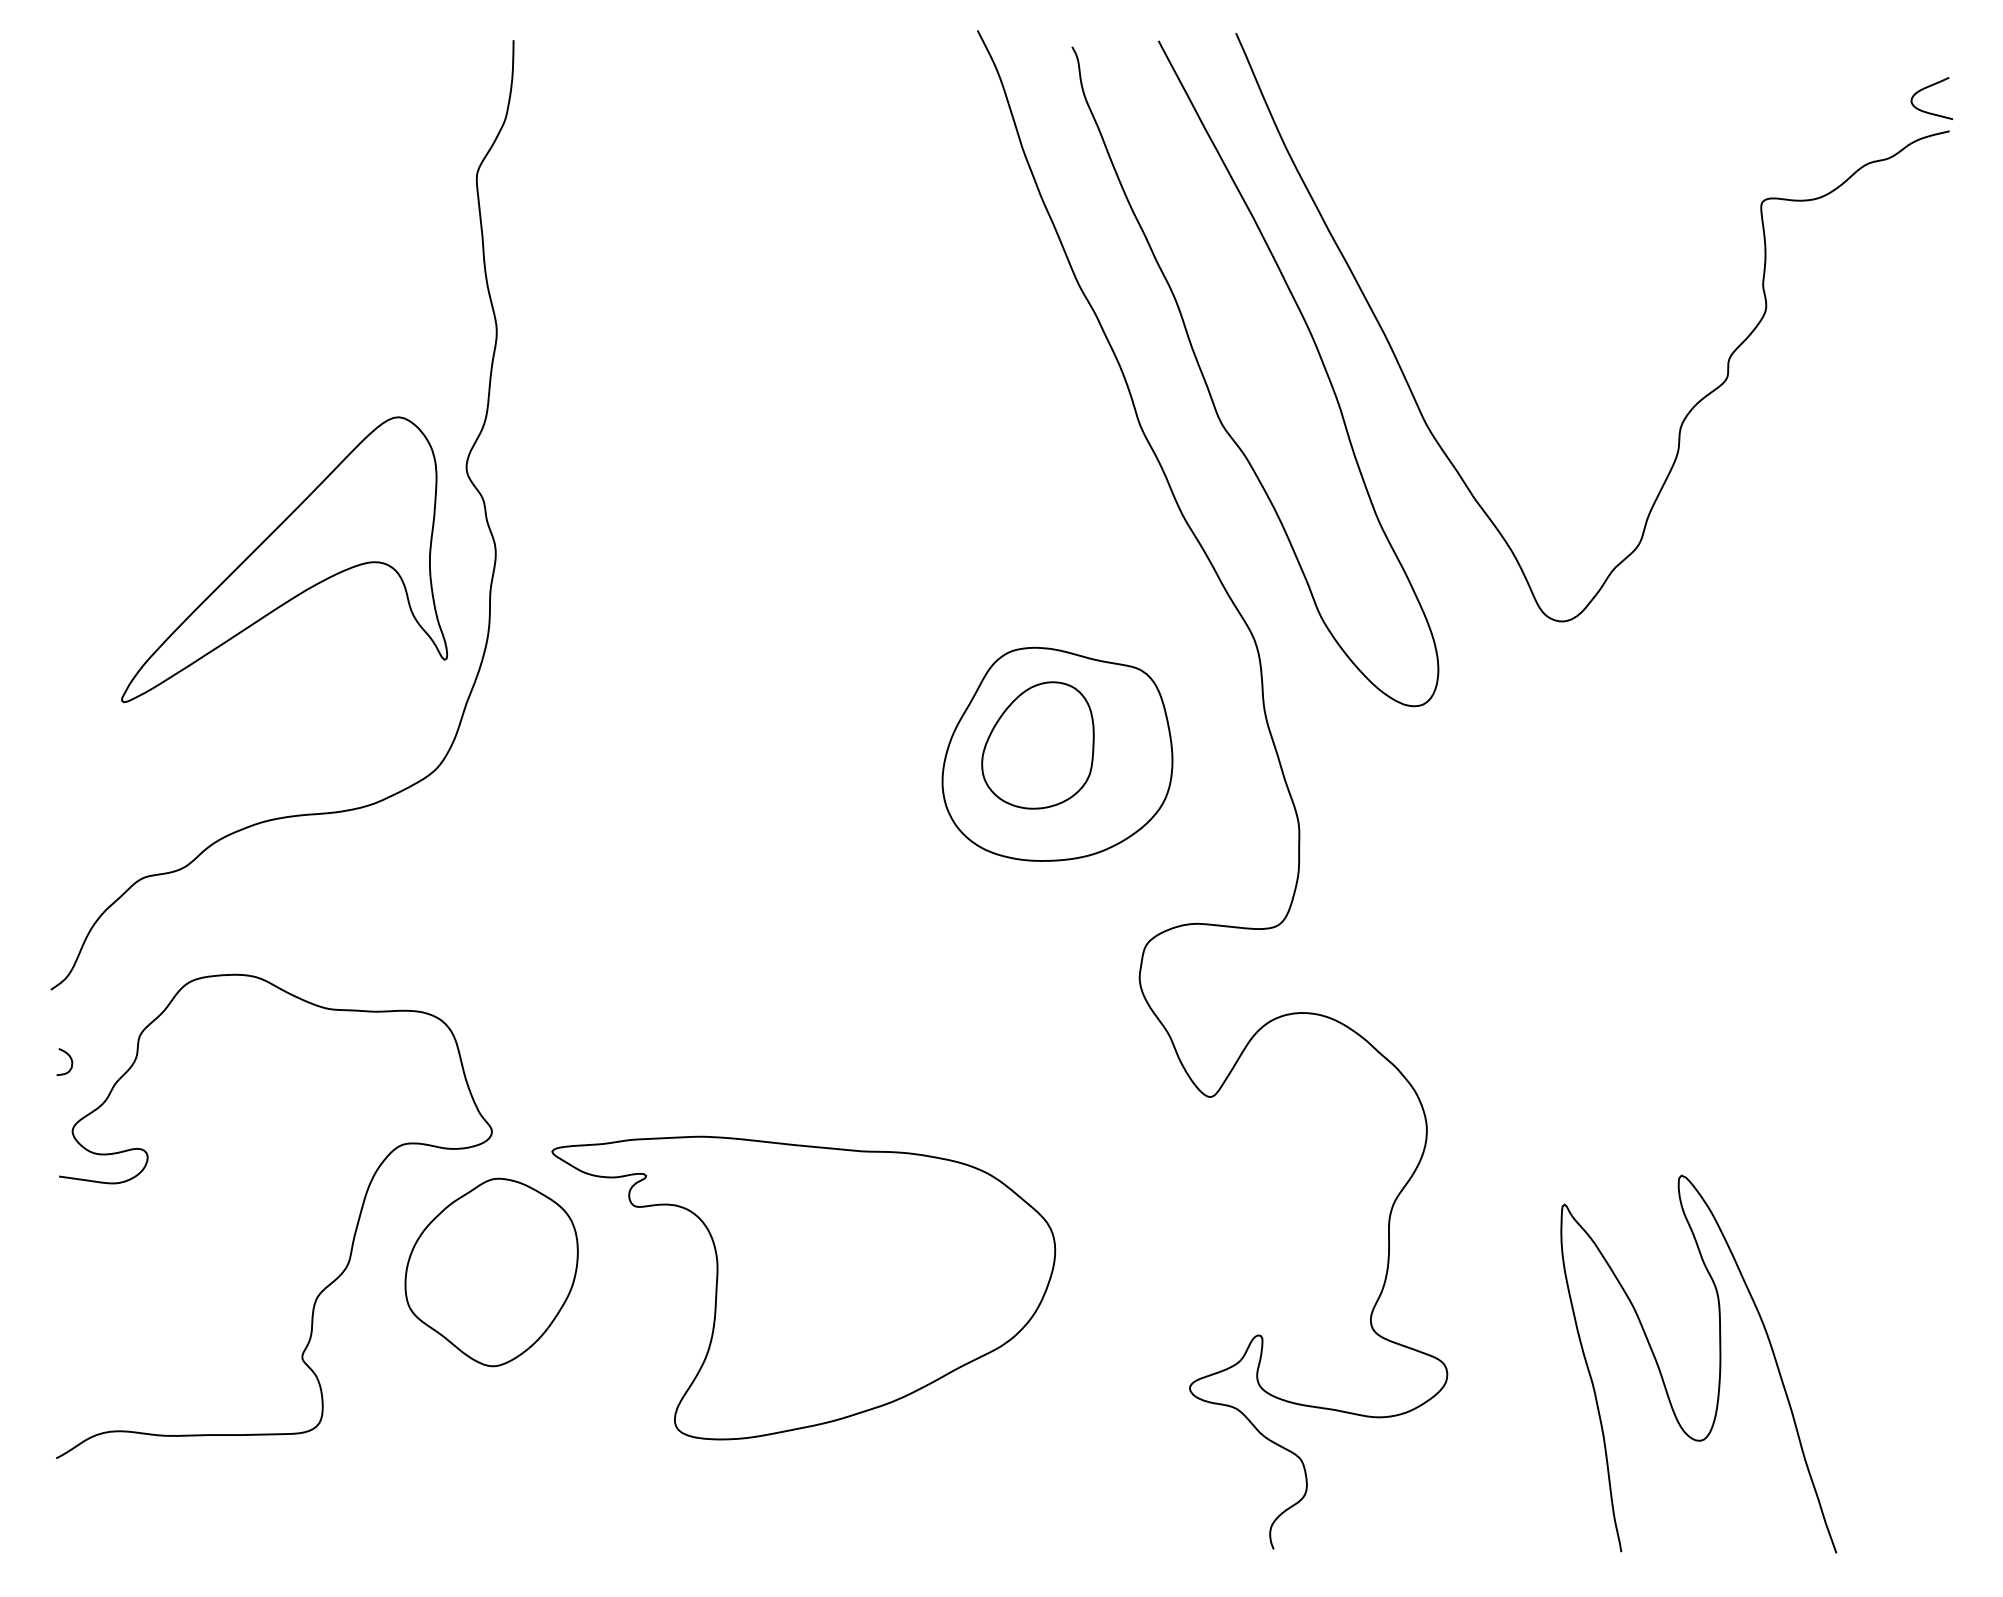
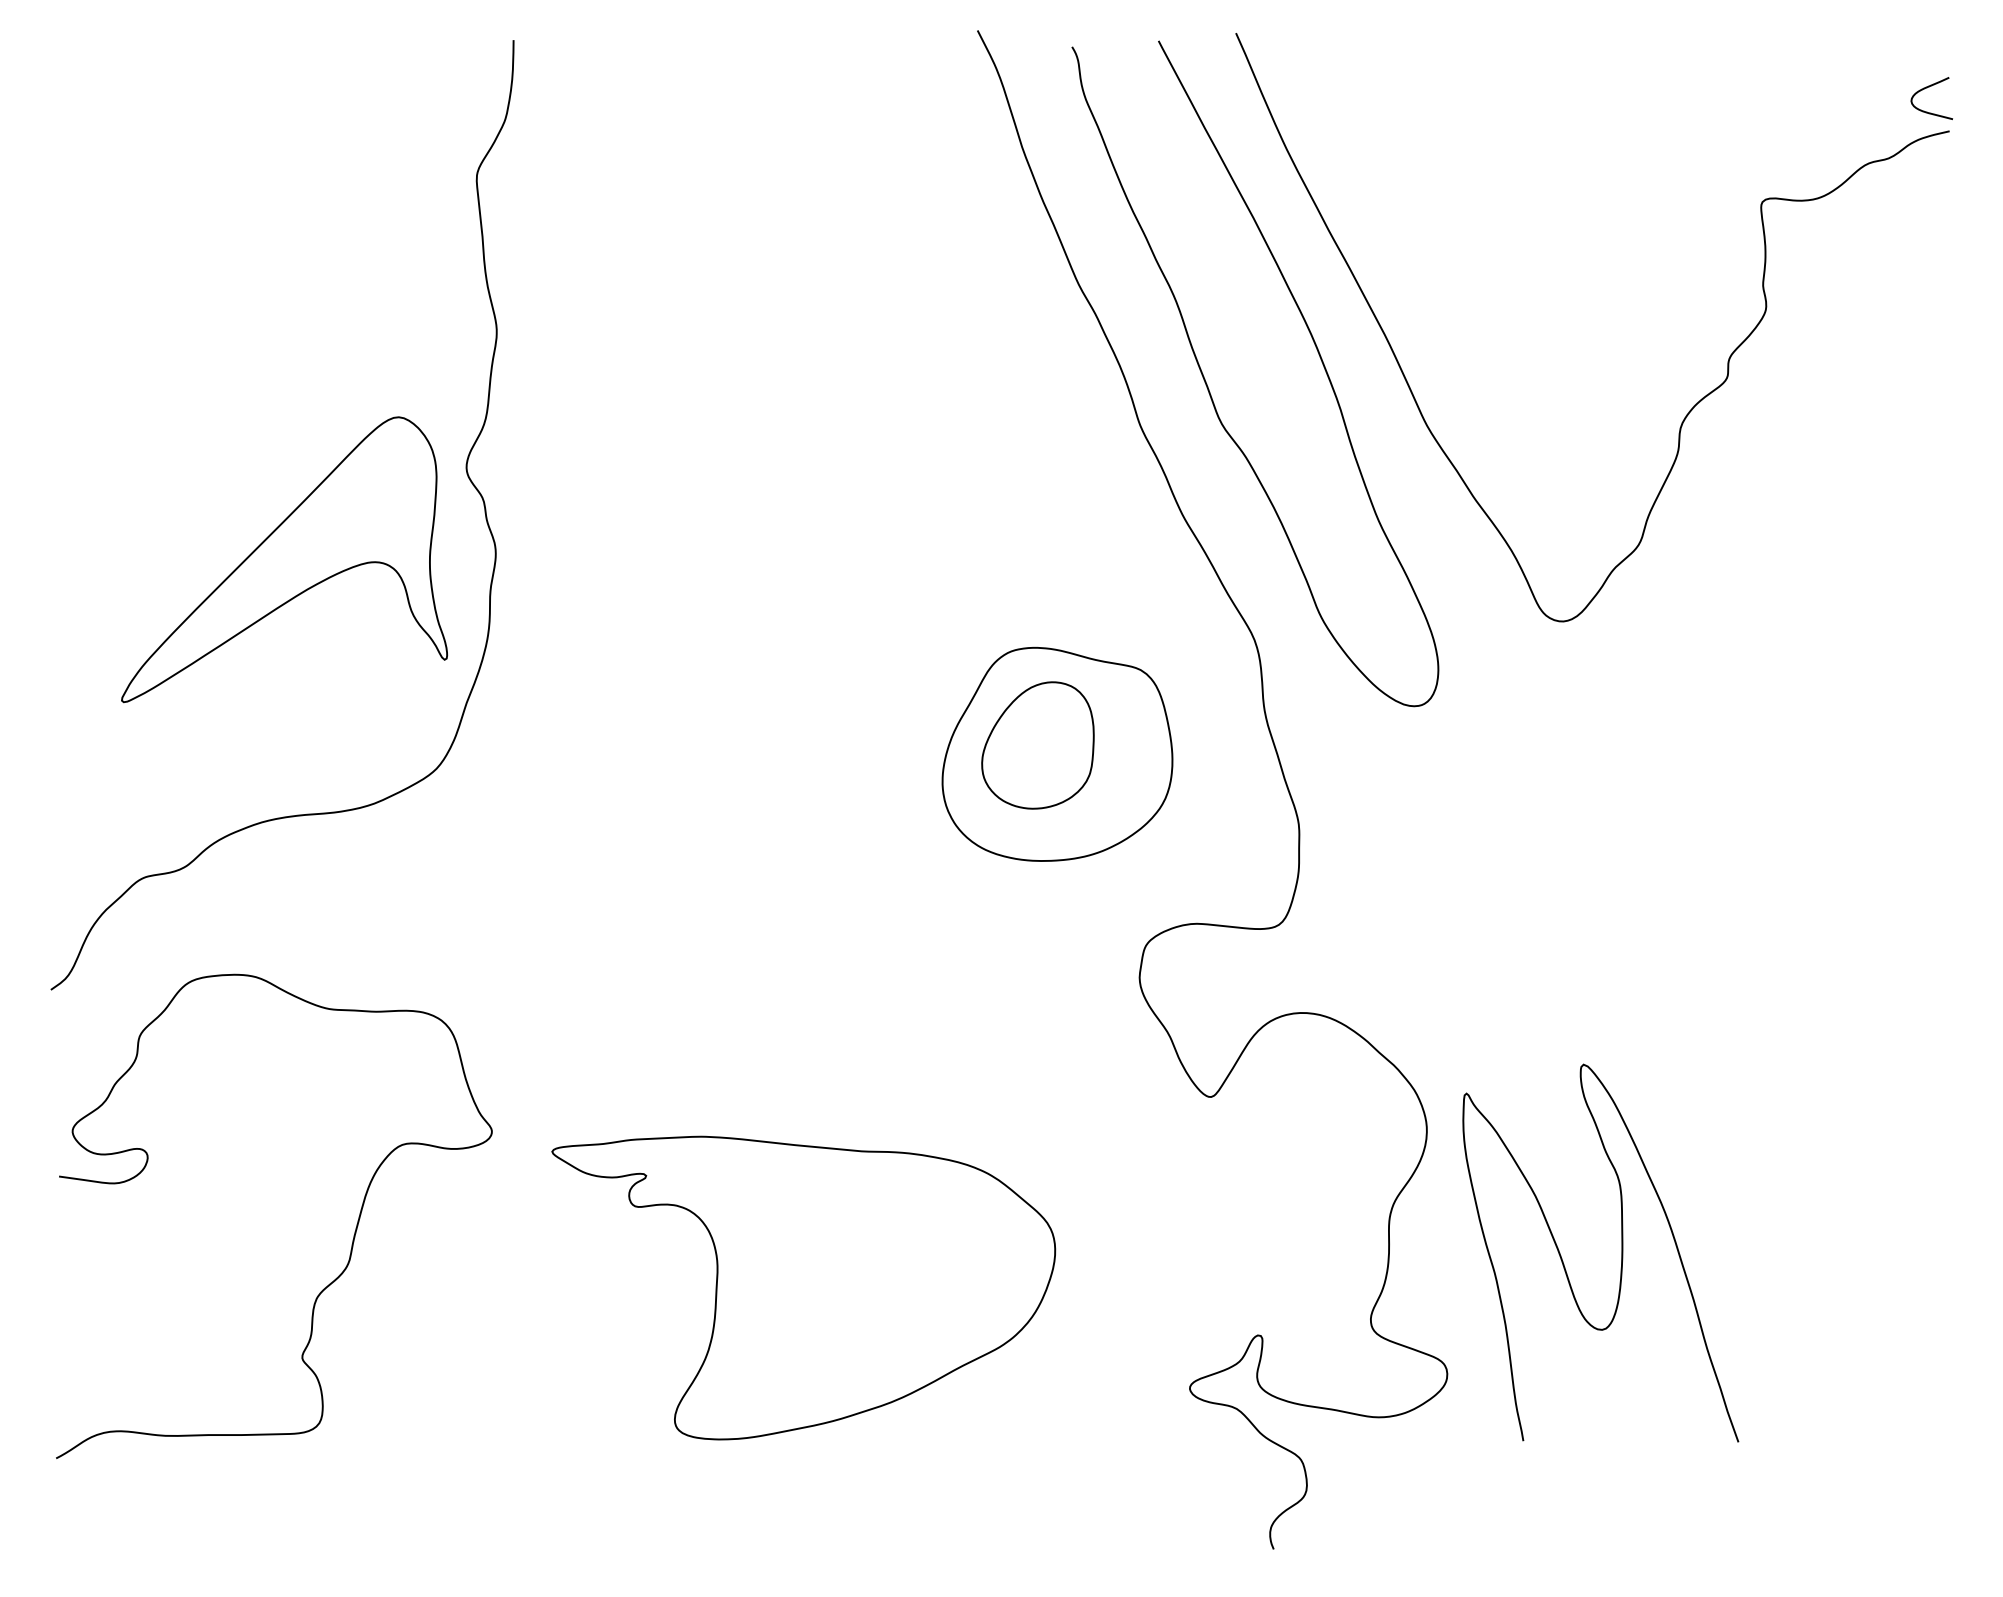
curve: present -> none (70, 1059)
part: present -> none (491, 1272)
curve position: (1719, 1363) -> (1621, 1252) (1621, 1252)
